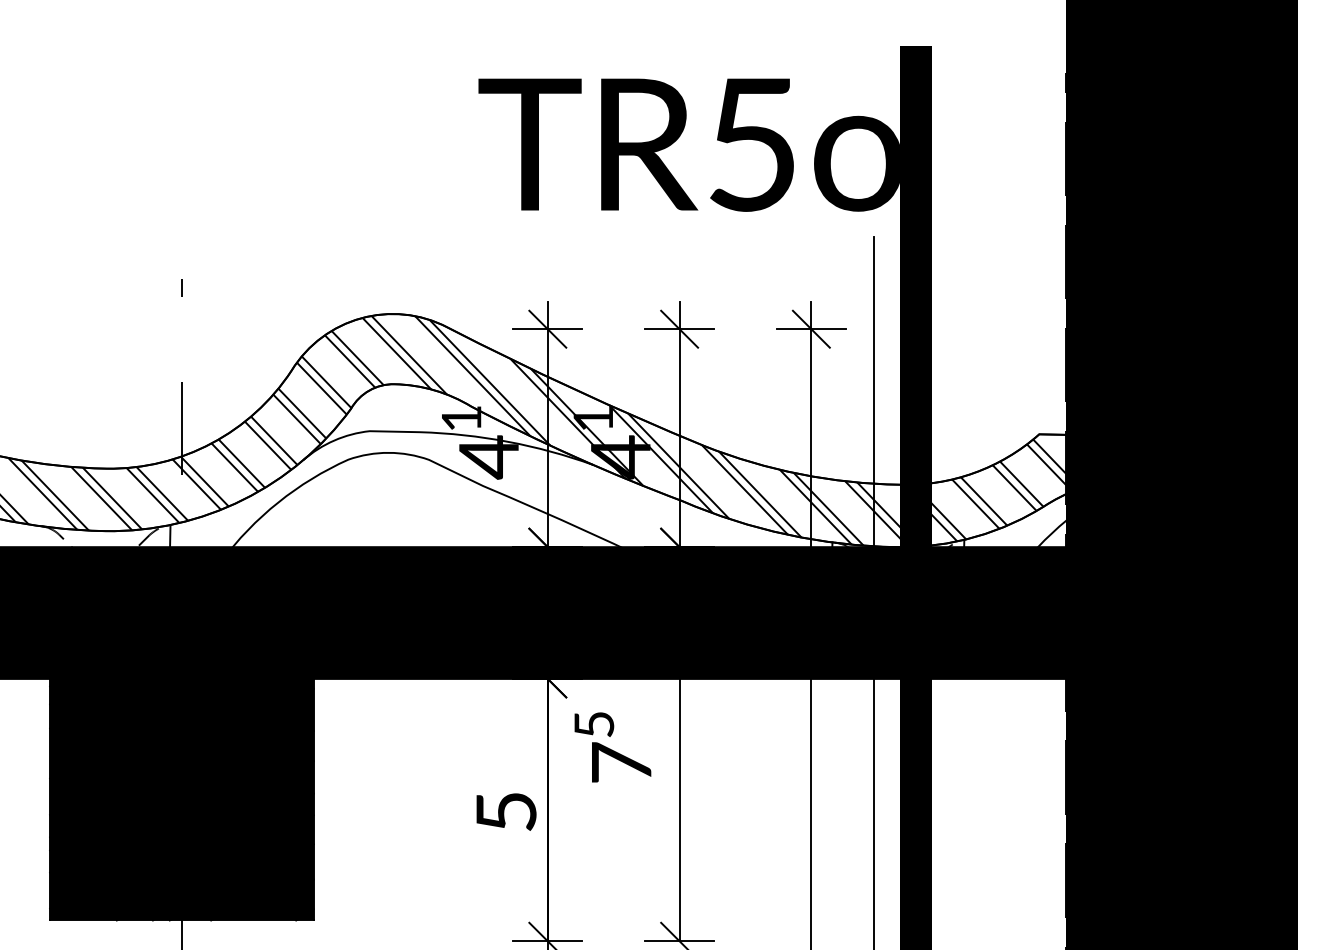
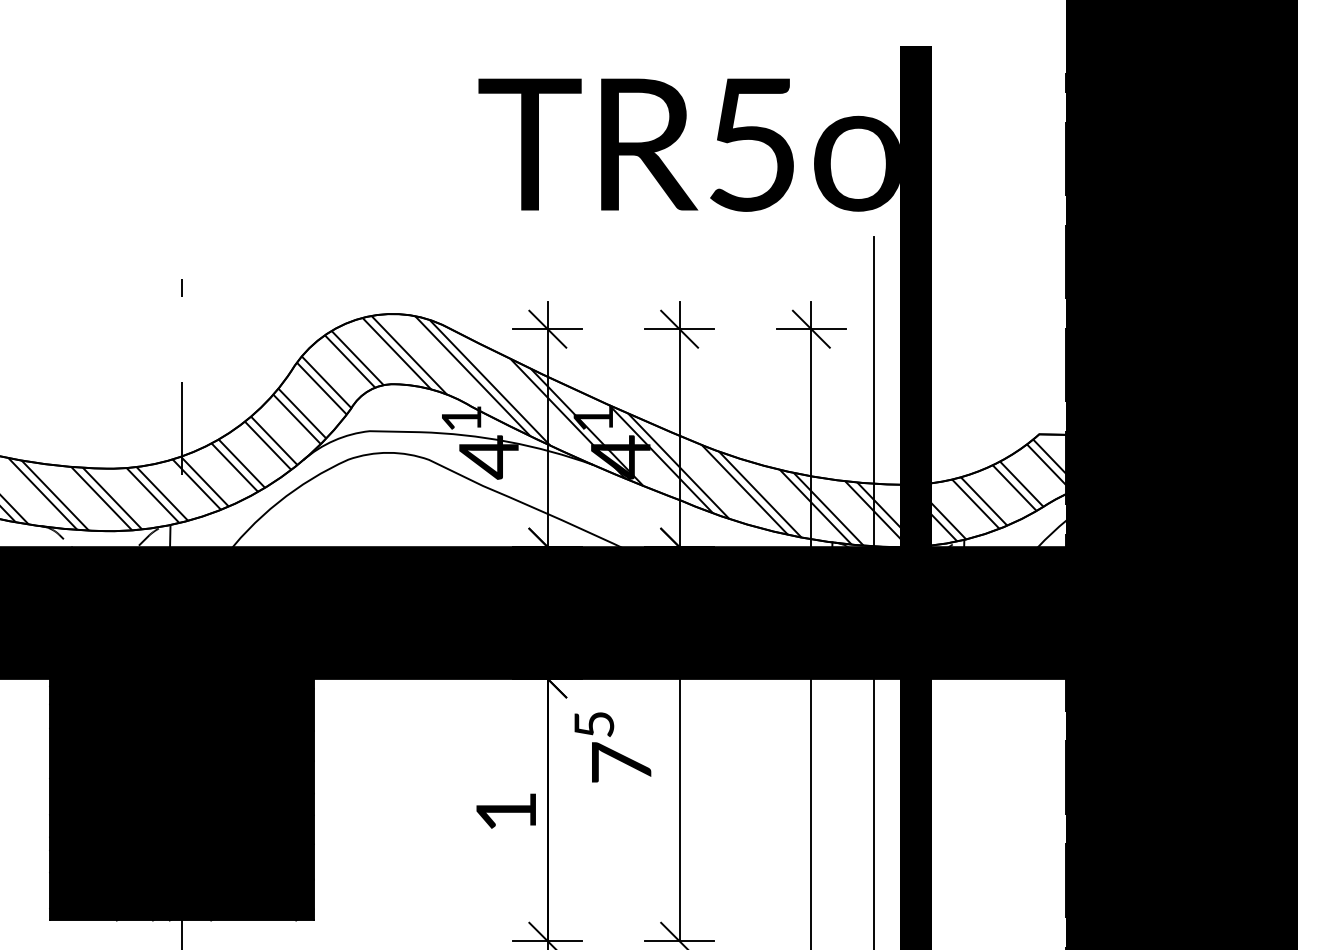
text: 5 -> 1 (506, 811)
